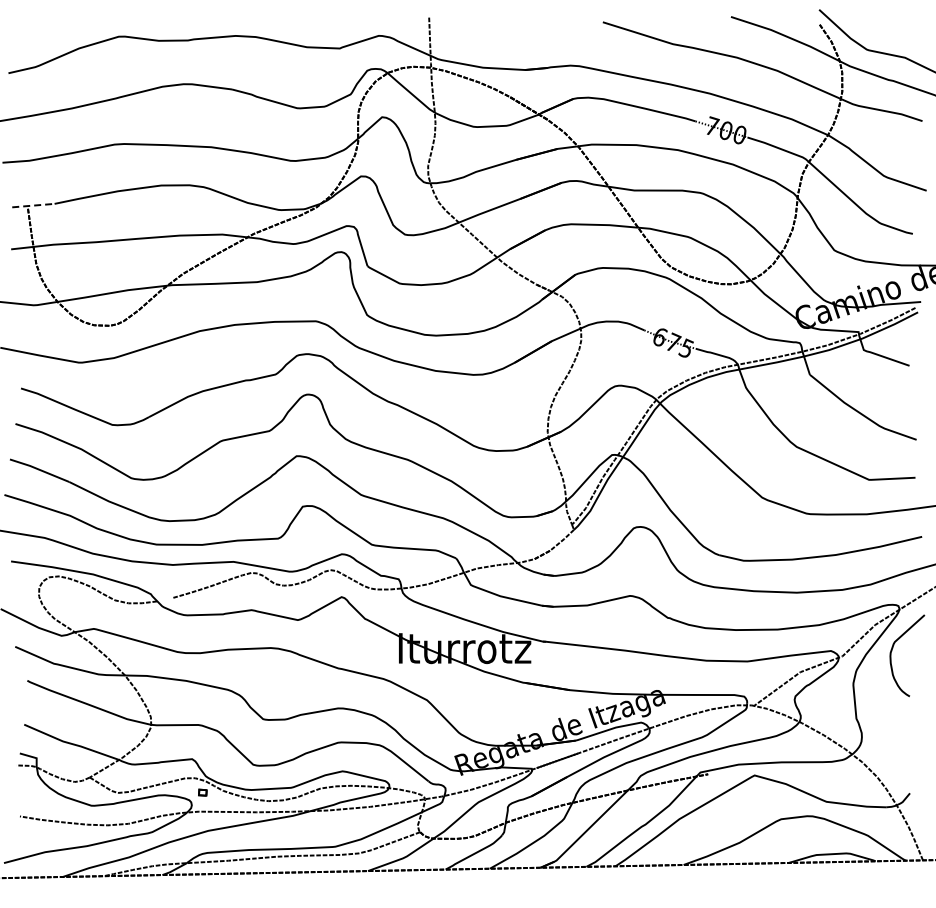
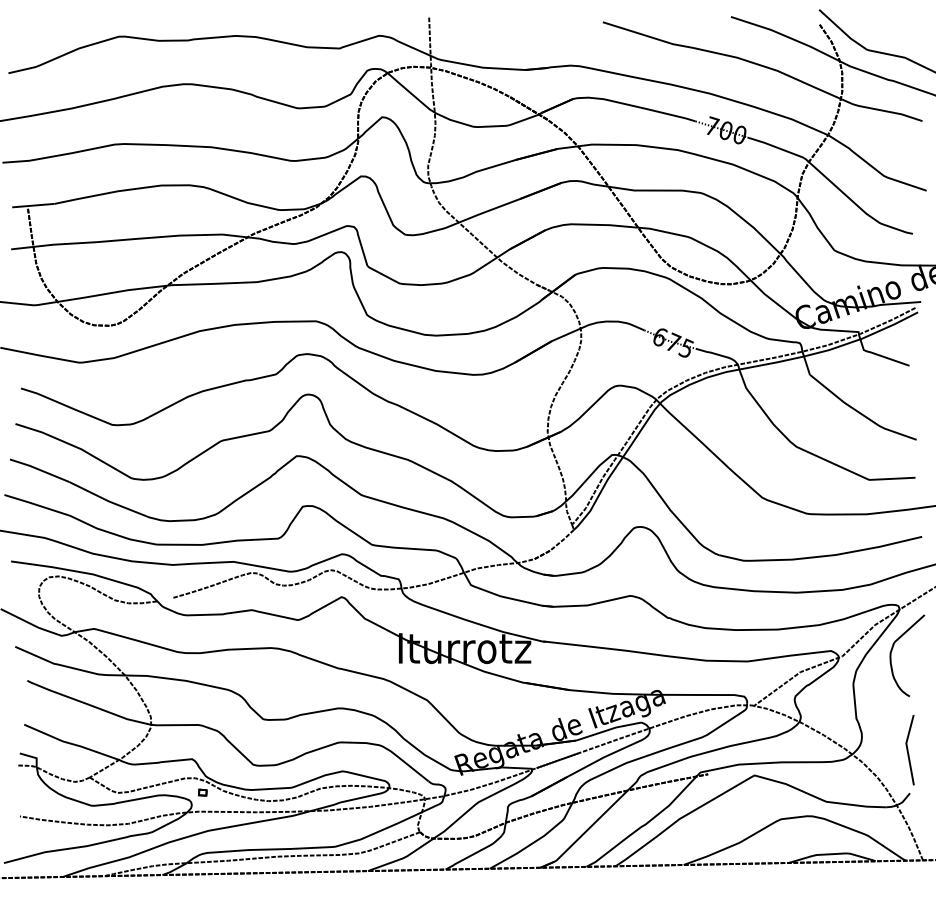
line: dashed -> solid (33, 205)
line: none -> present (908, 750)
